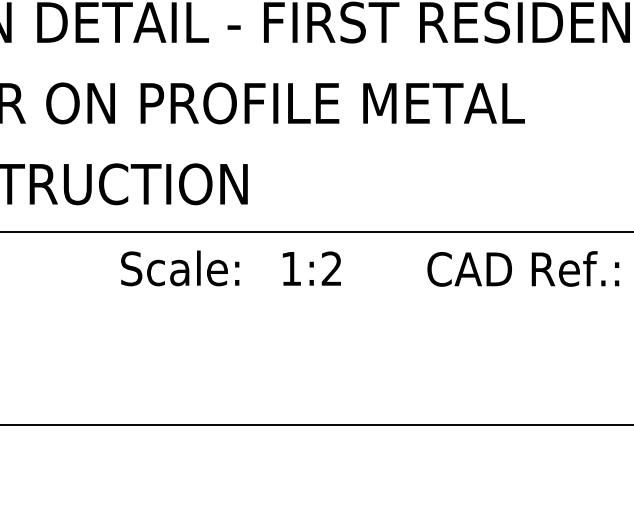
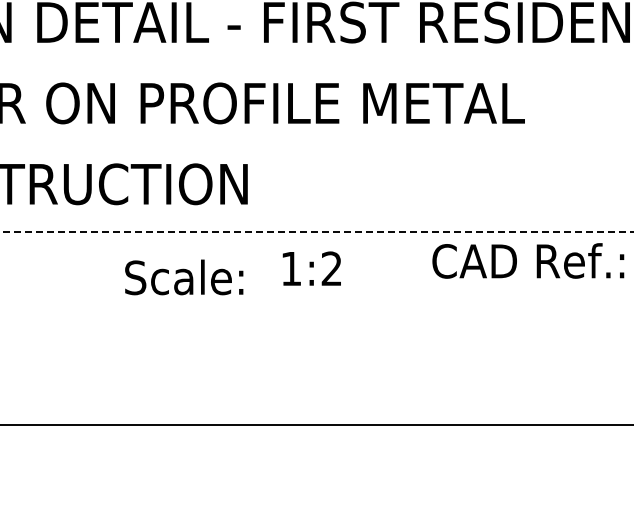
line: solid -> dashed (317, 231)
text position: (180, 268) -> (184, 277) (184, 277)
text position: (523, 268) -> (528, 260) (528, 260)
